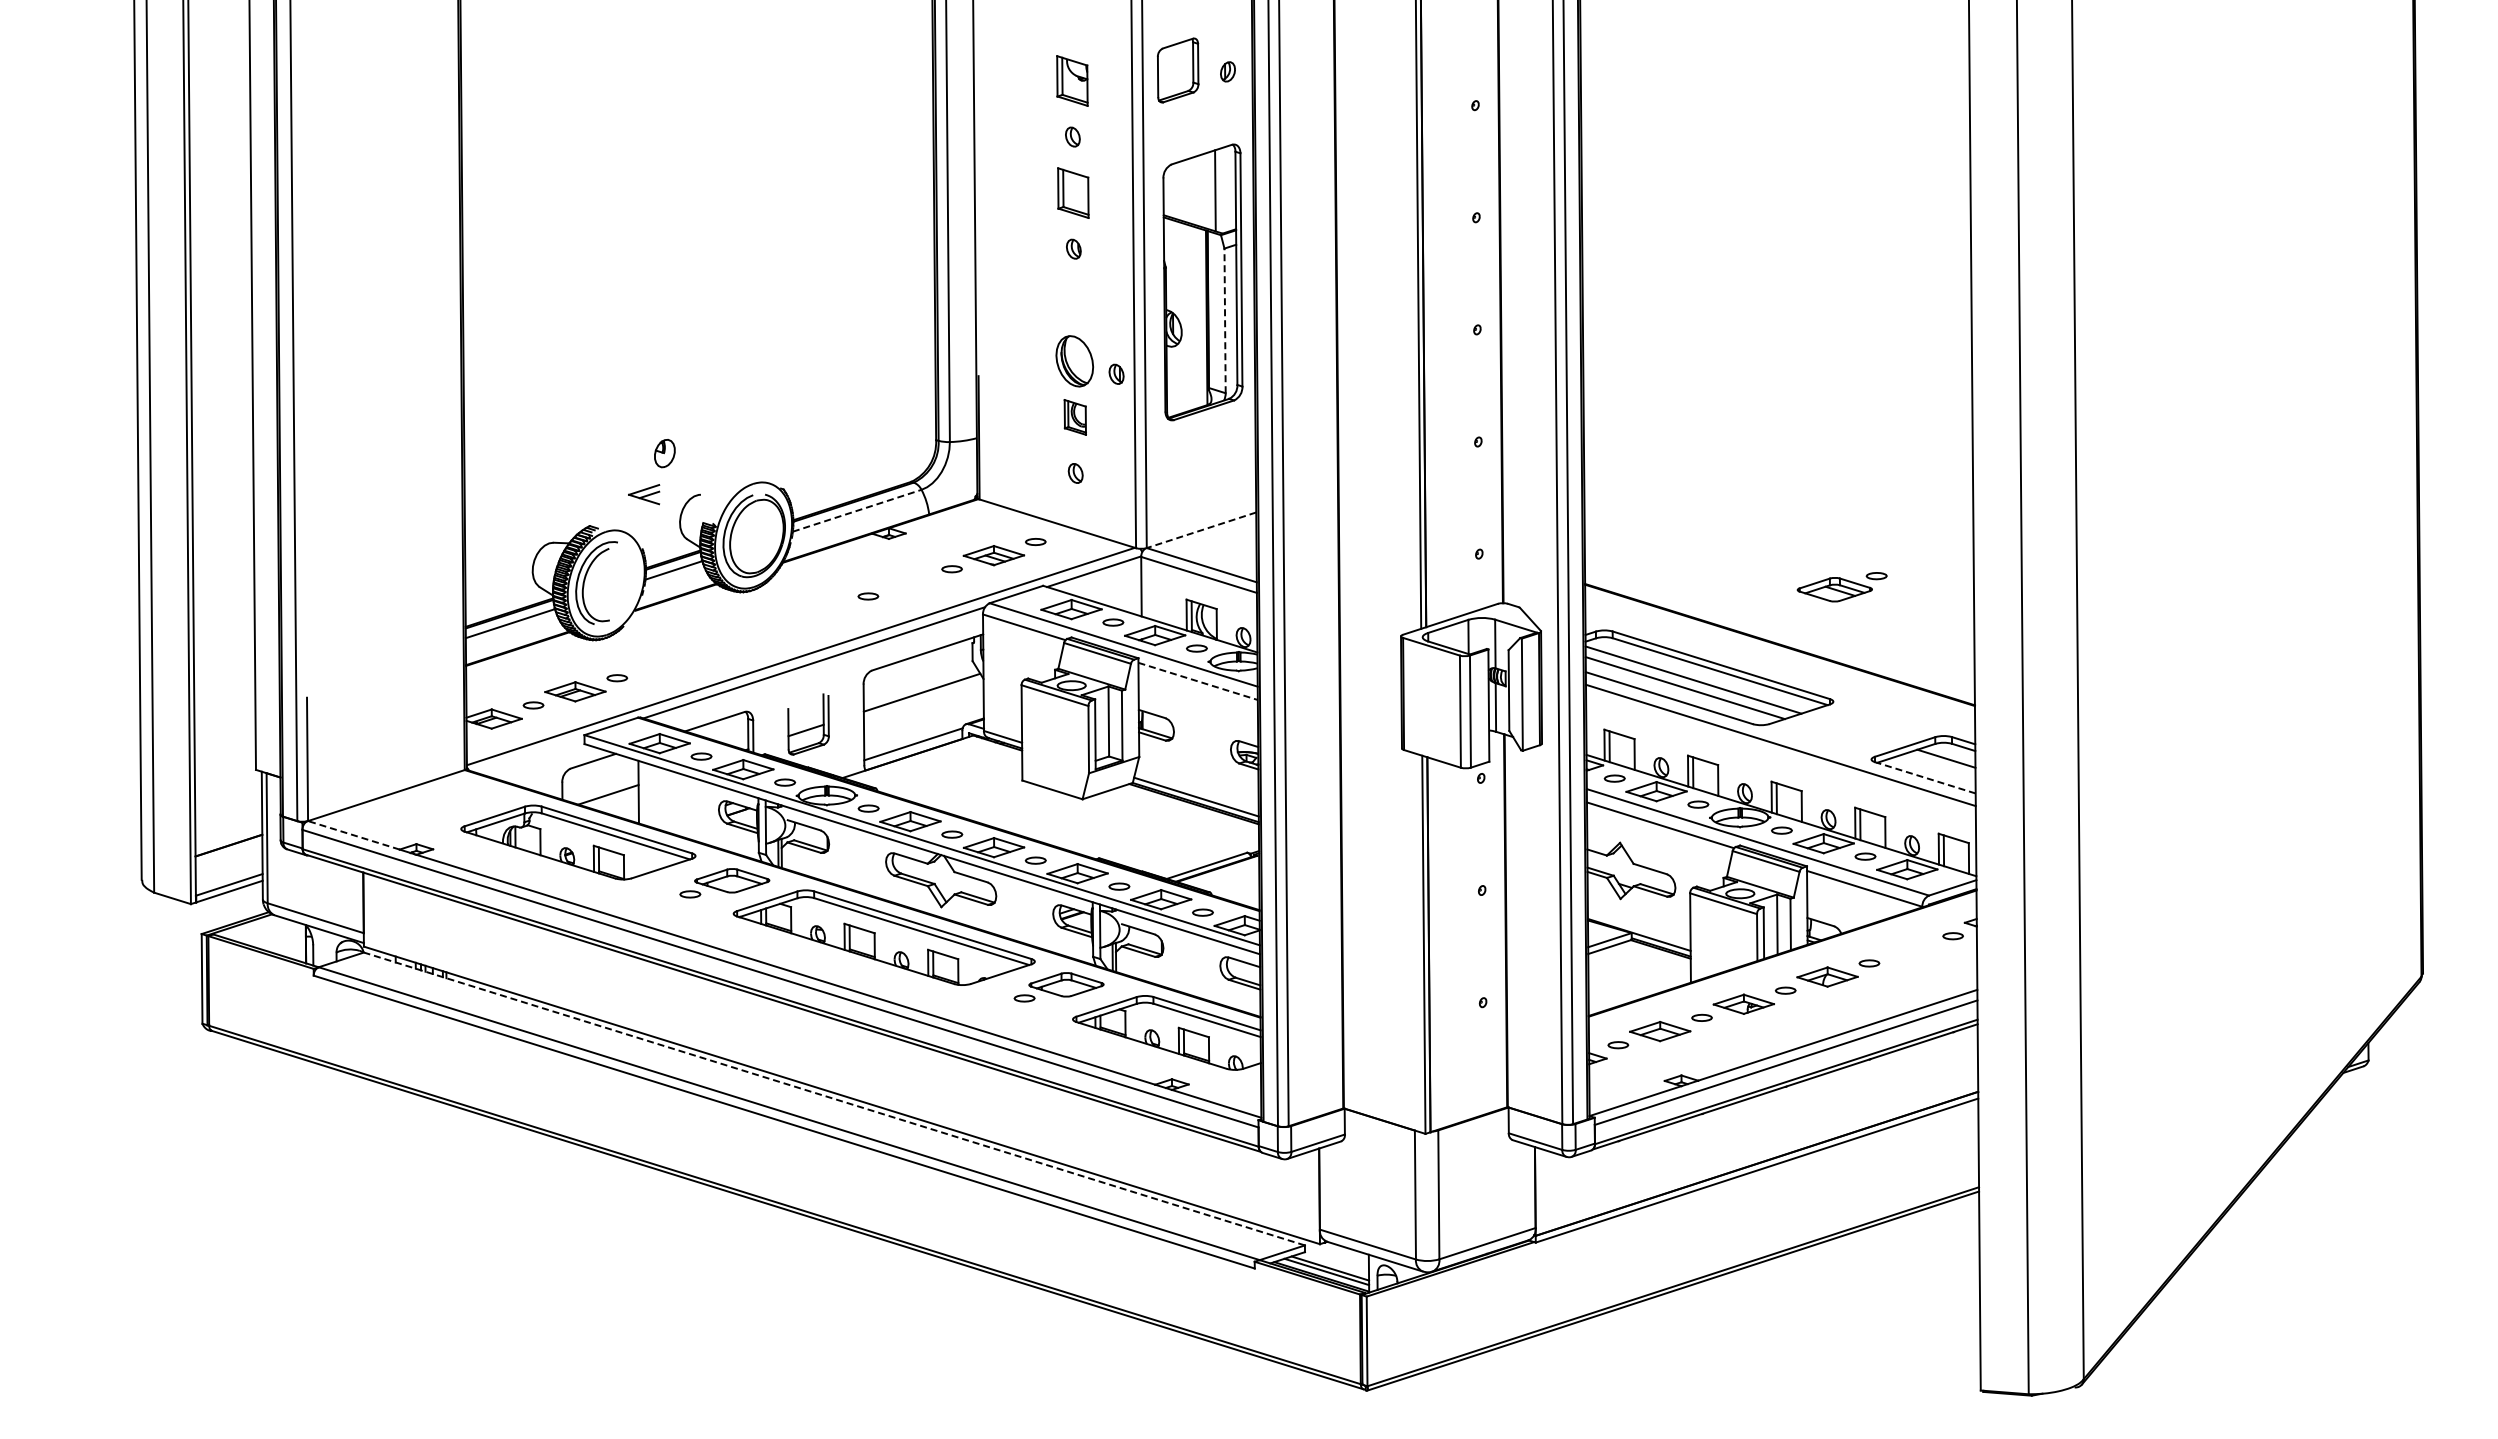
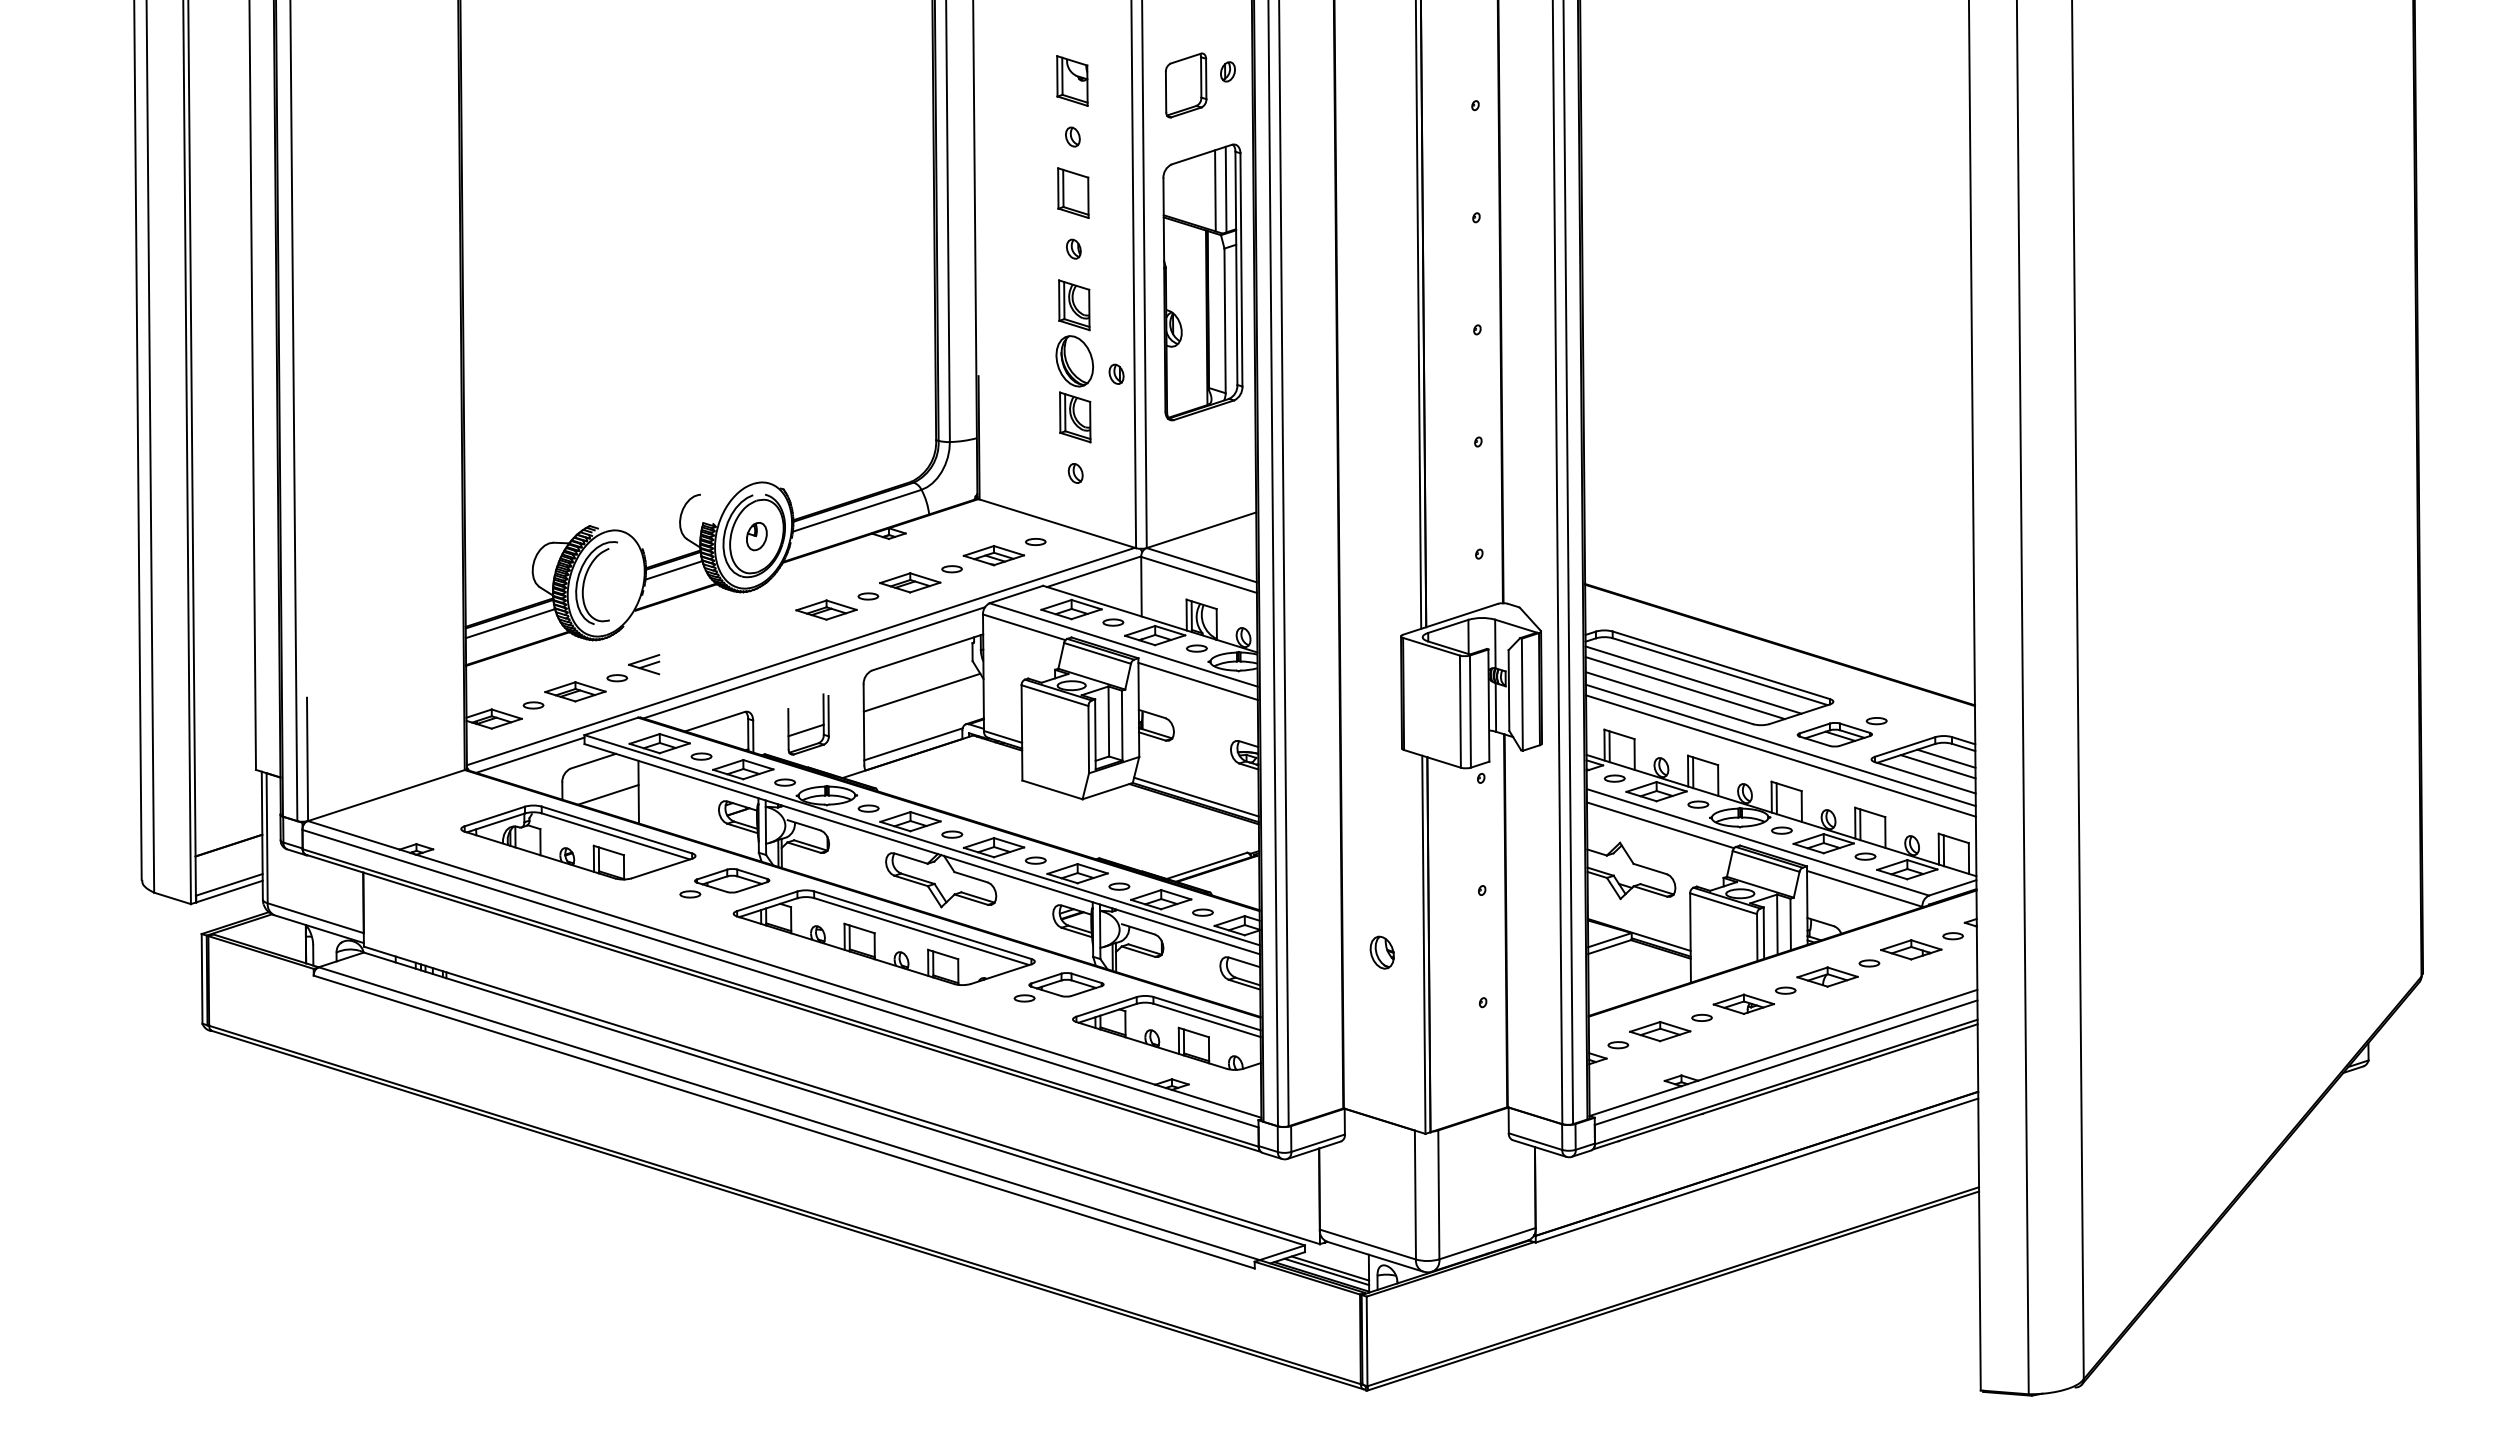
part position: (1178, 70) -> (1186, 85) (1186, 85)
line: none -> present (1225, 189)
part: none -> present (1074, 305)
line: dashed -> solid (1225, 320)
part size: 24x37 px -> 33x53 px (1075, 417)
part position: (664, 453) -> (756, 536) (756, 536)
part position: (644, 494) -> (644, 664) (644, 664)
line: dashed -> solid (857, 510)
line: dashed -> solid (1201, 530)
part: none -> present (910, 582)
part position: (1841, 587) -> (1841, 732) (1841, 732)
part: none -> present (826, 609)
line: dashed -> solid (1198, 681)
line: none -> present (530, 754)
line: none -> present (1780, 755)
line: none -> present (1937, 766)
line: dashed -> solid (1925, 777)
line: dashed -> solid (353, 835)
part: none -> present (1911, 949)
part: none -> present (1381, 952)
line: dashed -> solid (834, 1098)
